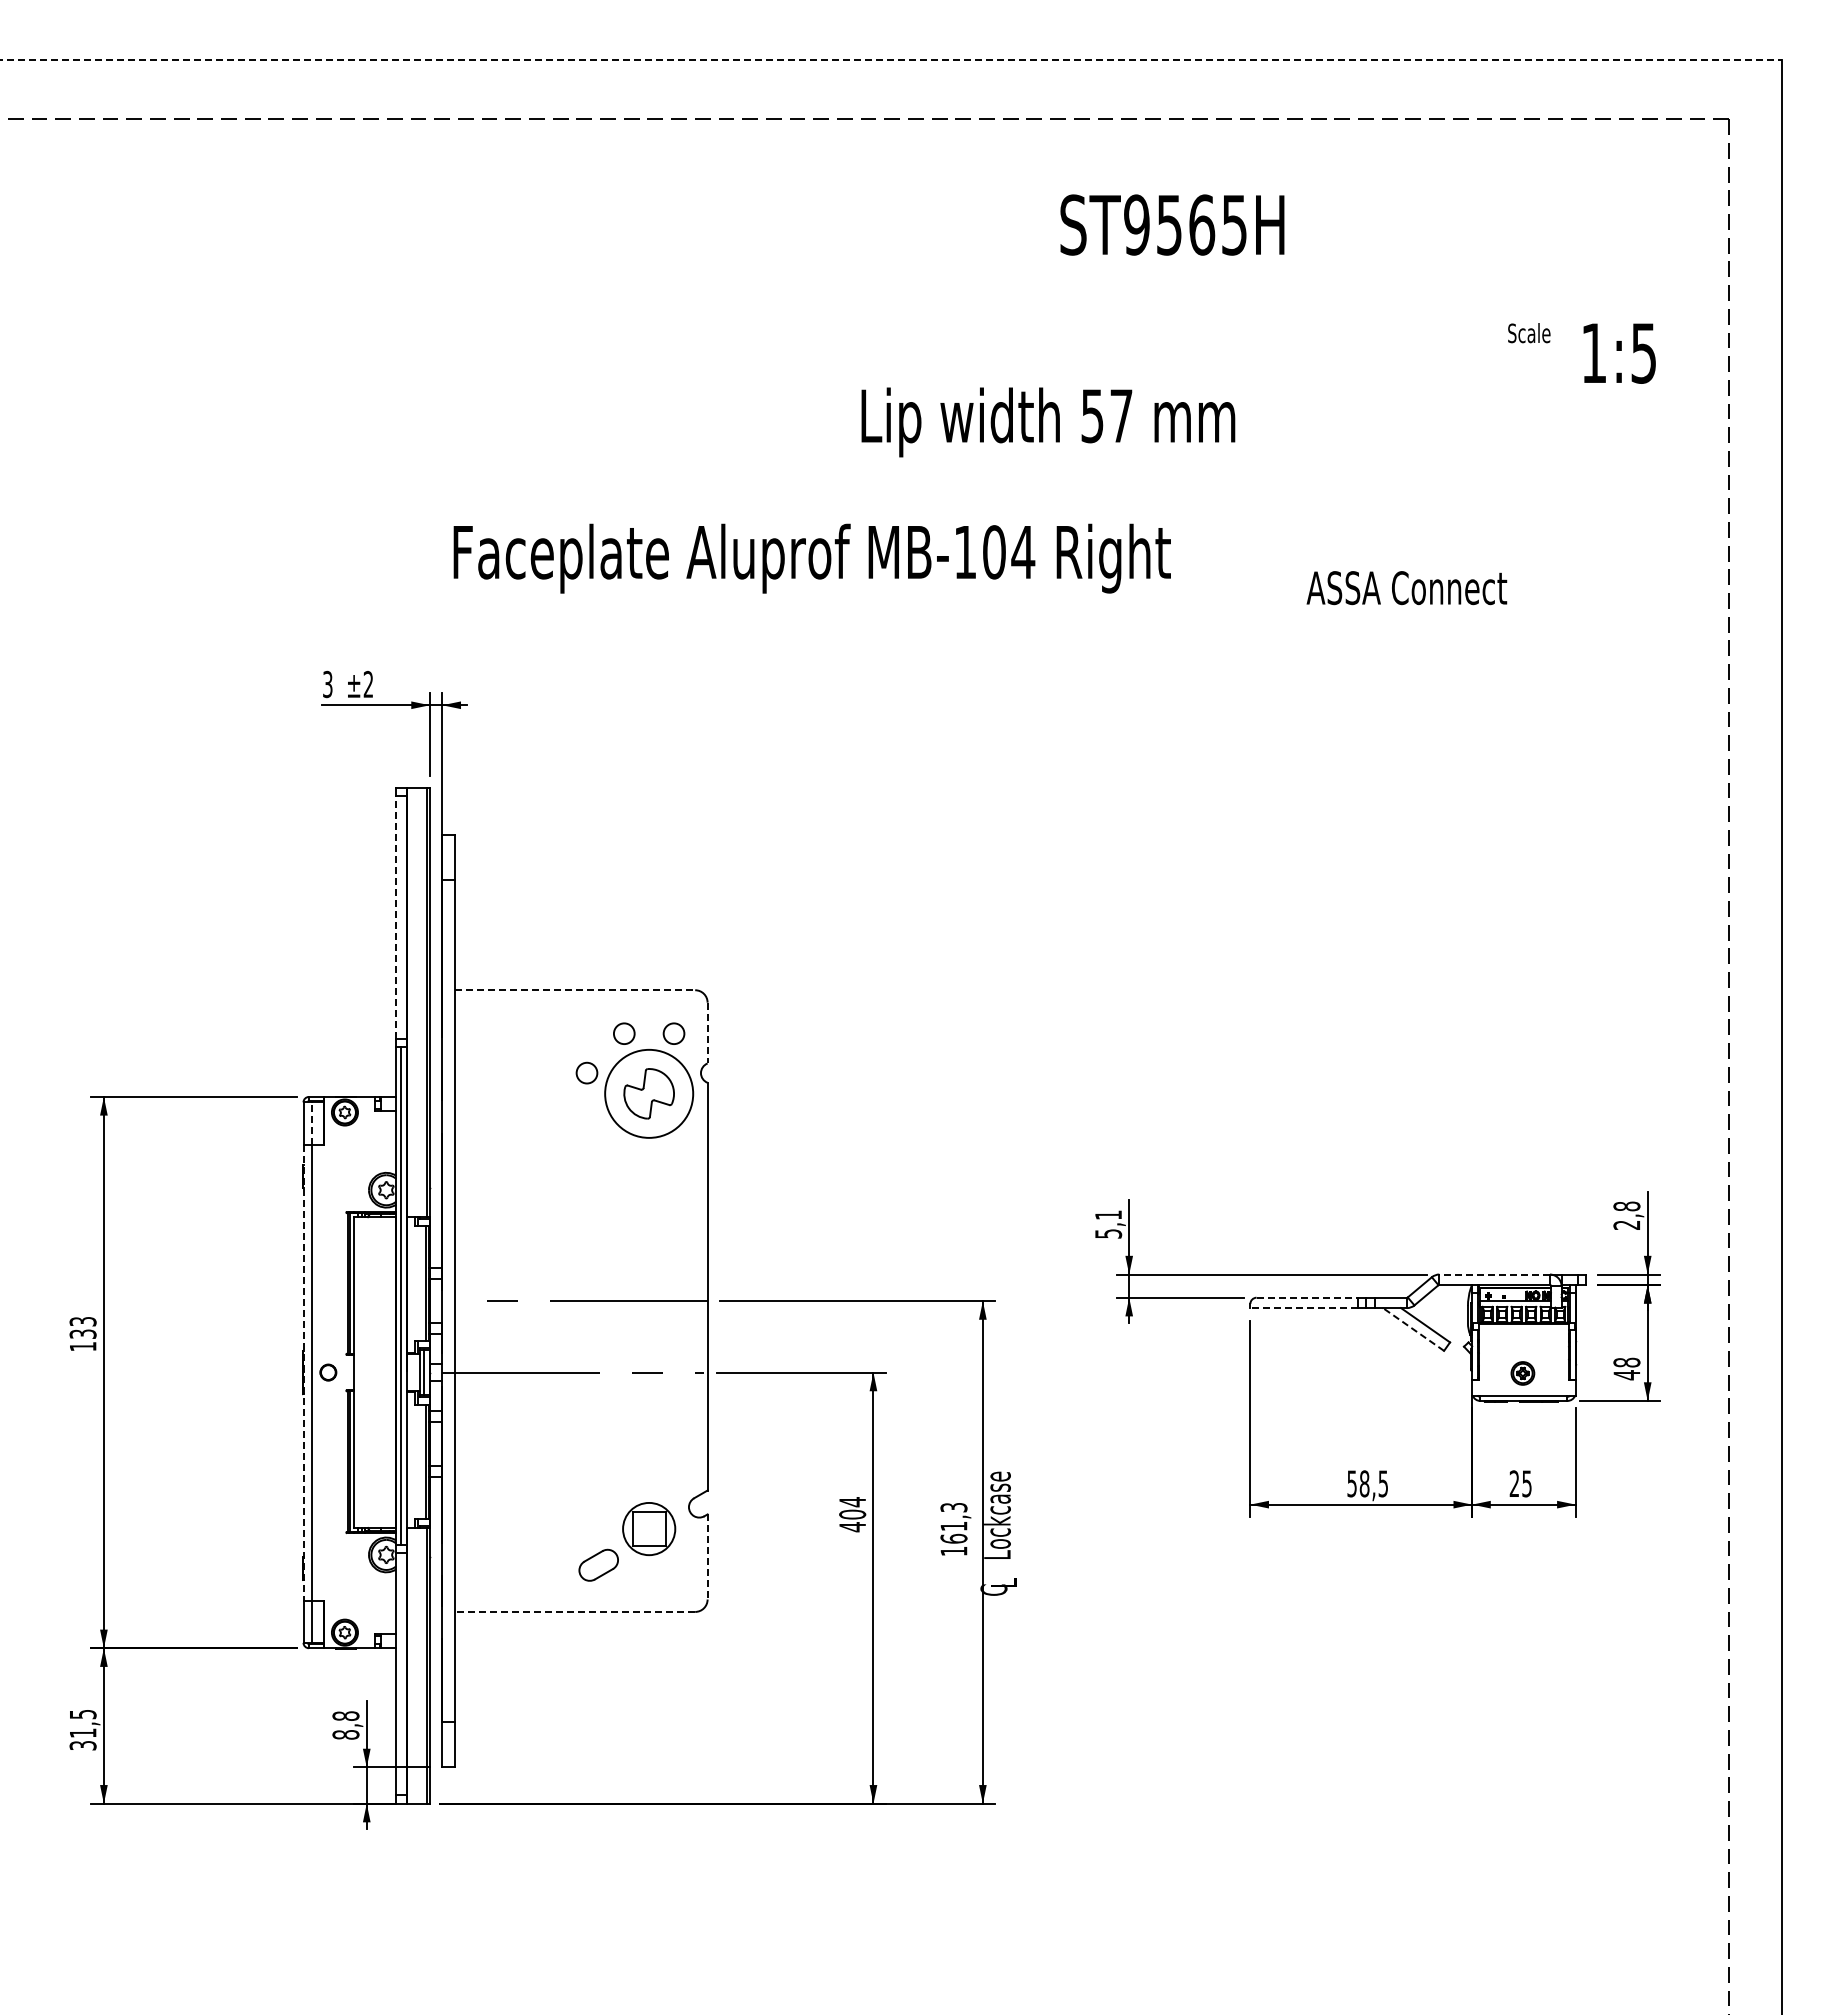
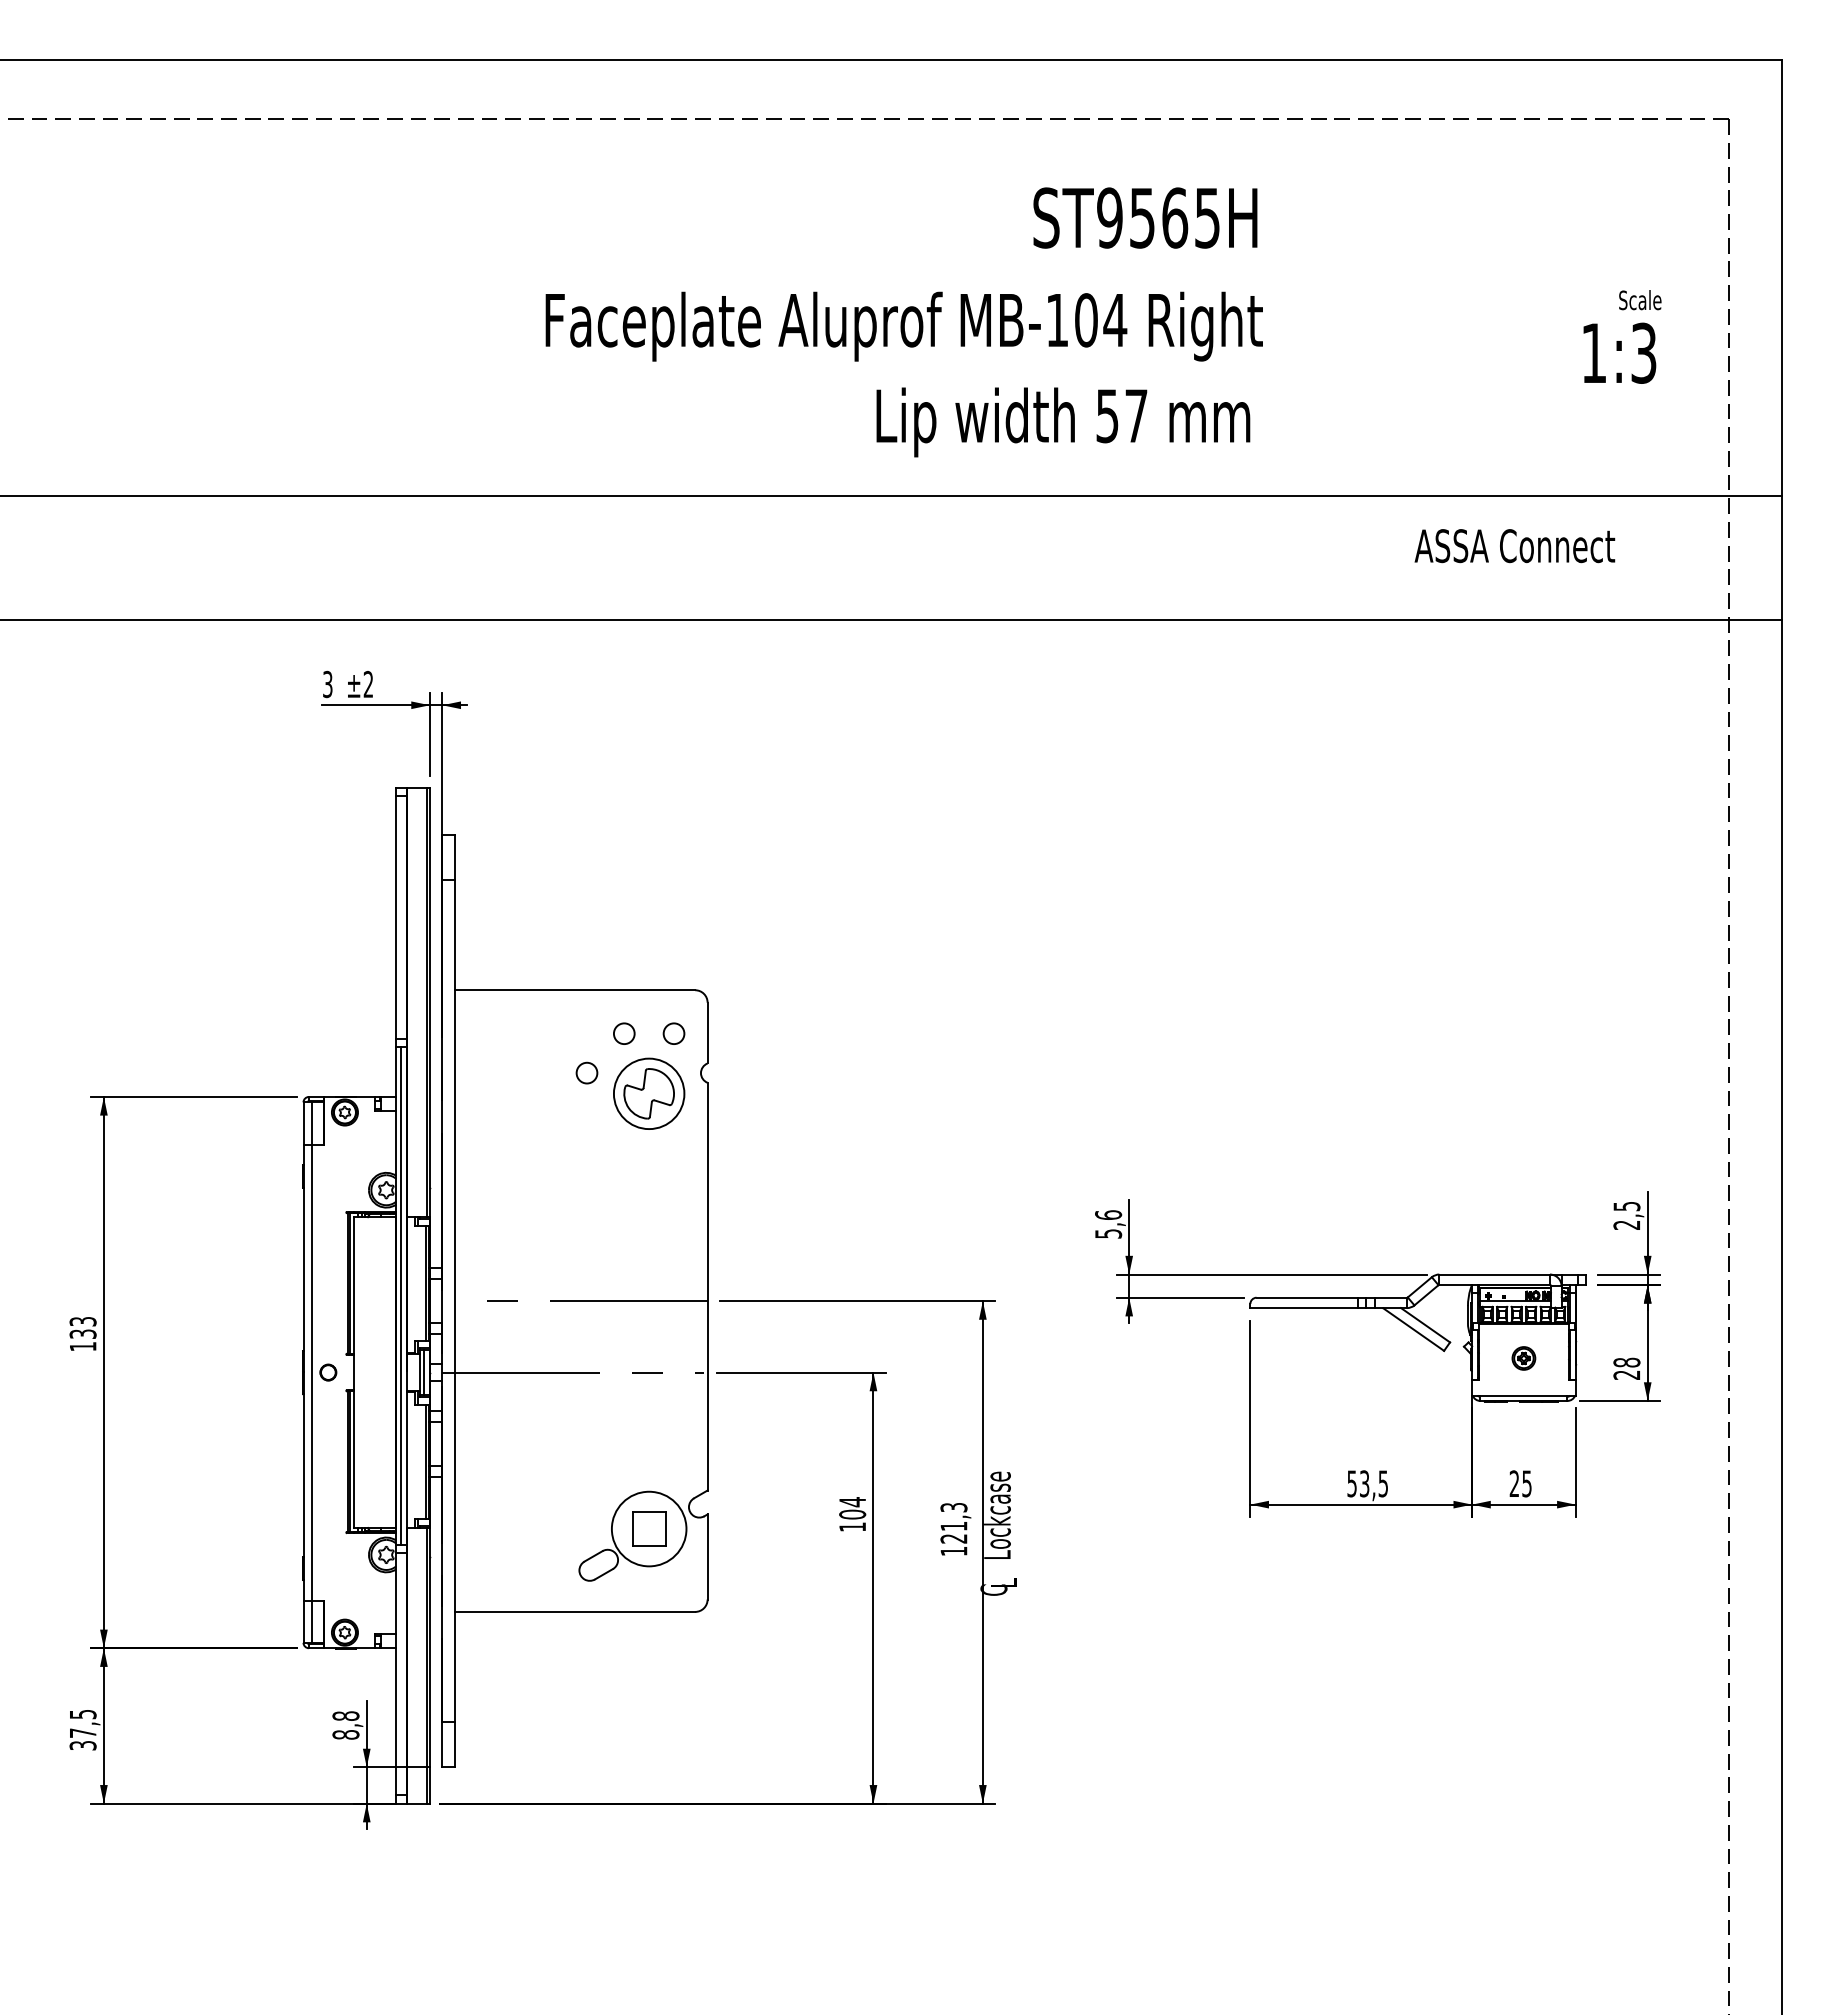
line: dashed -> solid (891, 60)
text position: (1172, 224) -> (1145, 217) (1145, 217)
text position: (1529, 333) -> (1640, 300) (1640, 300)
text: 1:5 -> 1:3 (1644, 352)
text position: (1048, 422) -> (1063, 422) (1063, 422)
line: none -> present (891, 495)
text position: (811, 558) -> (903, 326) (903, 326)
text position: (1406, 588) -> (1514, 546) (1514, 546)
line: none -> present (891, 619)
line: dashed -> solid (396, 917)
line: dashed -> solid (575, 990)
line: dashed -> solid (707, 1033)
circle diameter: 88 px -> 70 px (648, 1093)
line: dashed -> solid (311, 1123)
text: 2,8 -> 2,5 (1626, 1206)
text: 5,1 -> 5,6 (1108, 1214)
line: dashed -> solid (1494, 1274)
line: dashed -> solid (1307, 1297)
line: dashed -> solid (1304, 1308)
line: dashed -> solid (1413, 1329)
line: dashed -> solid (303, 1372)
part position: (1522, 1373) -> (1523, 1358) (1523, 1358)
text: 48 -> 28 (1626, 1375)
text: 58,5 -> 53,5 (1364, 1483)
text: 404 -> 104 (852, 1527)
circle diameter: 52 px -> 75 px (648, 1528)
text: 161,3 -> 121,3 (953, 1538)
line: dashed -> solid (707, 1556)
line: dashed -> solid (574, 1611)
text: 31,5 -> 37,5 (83, 1732)
